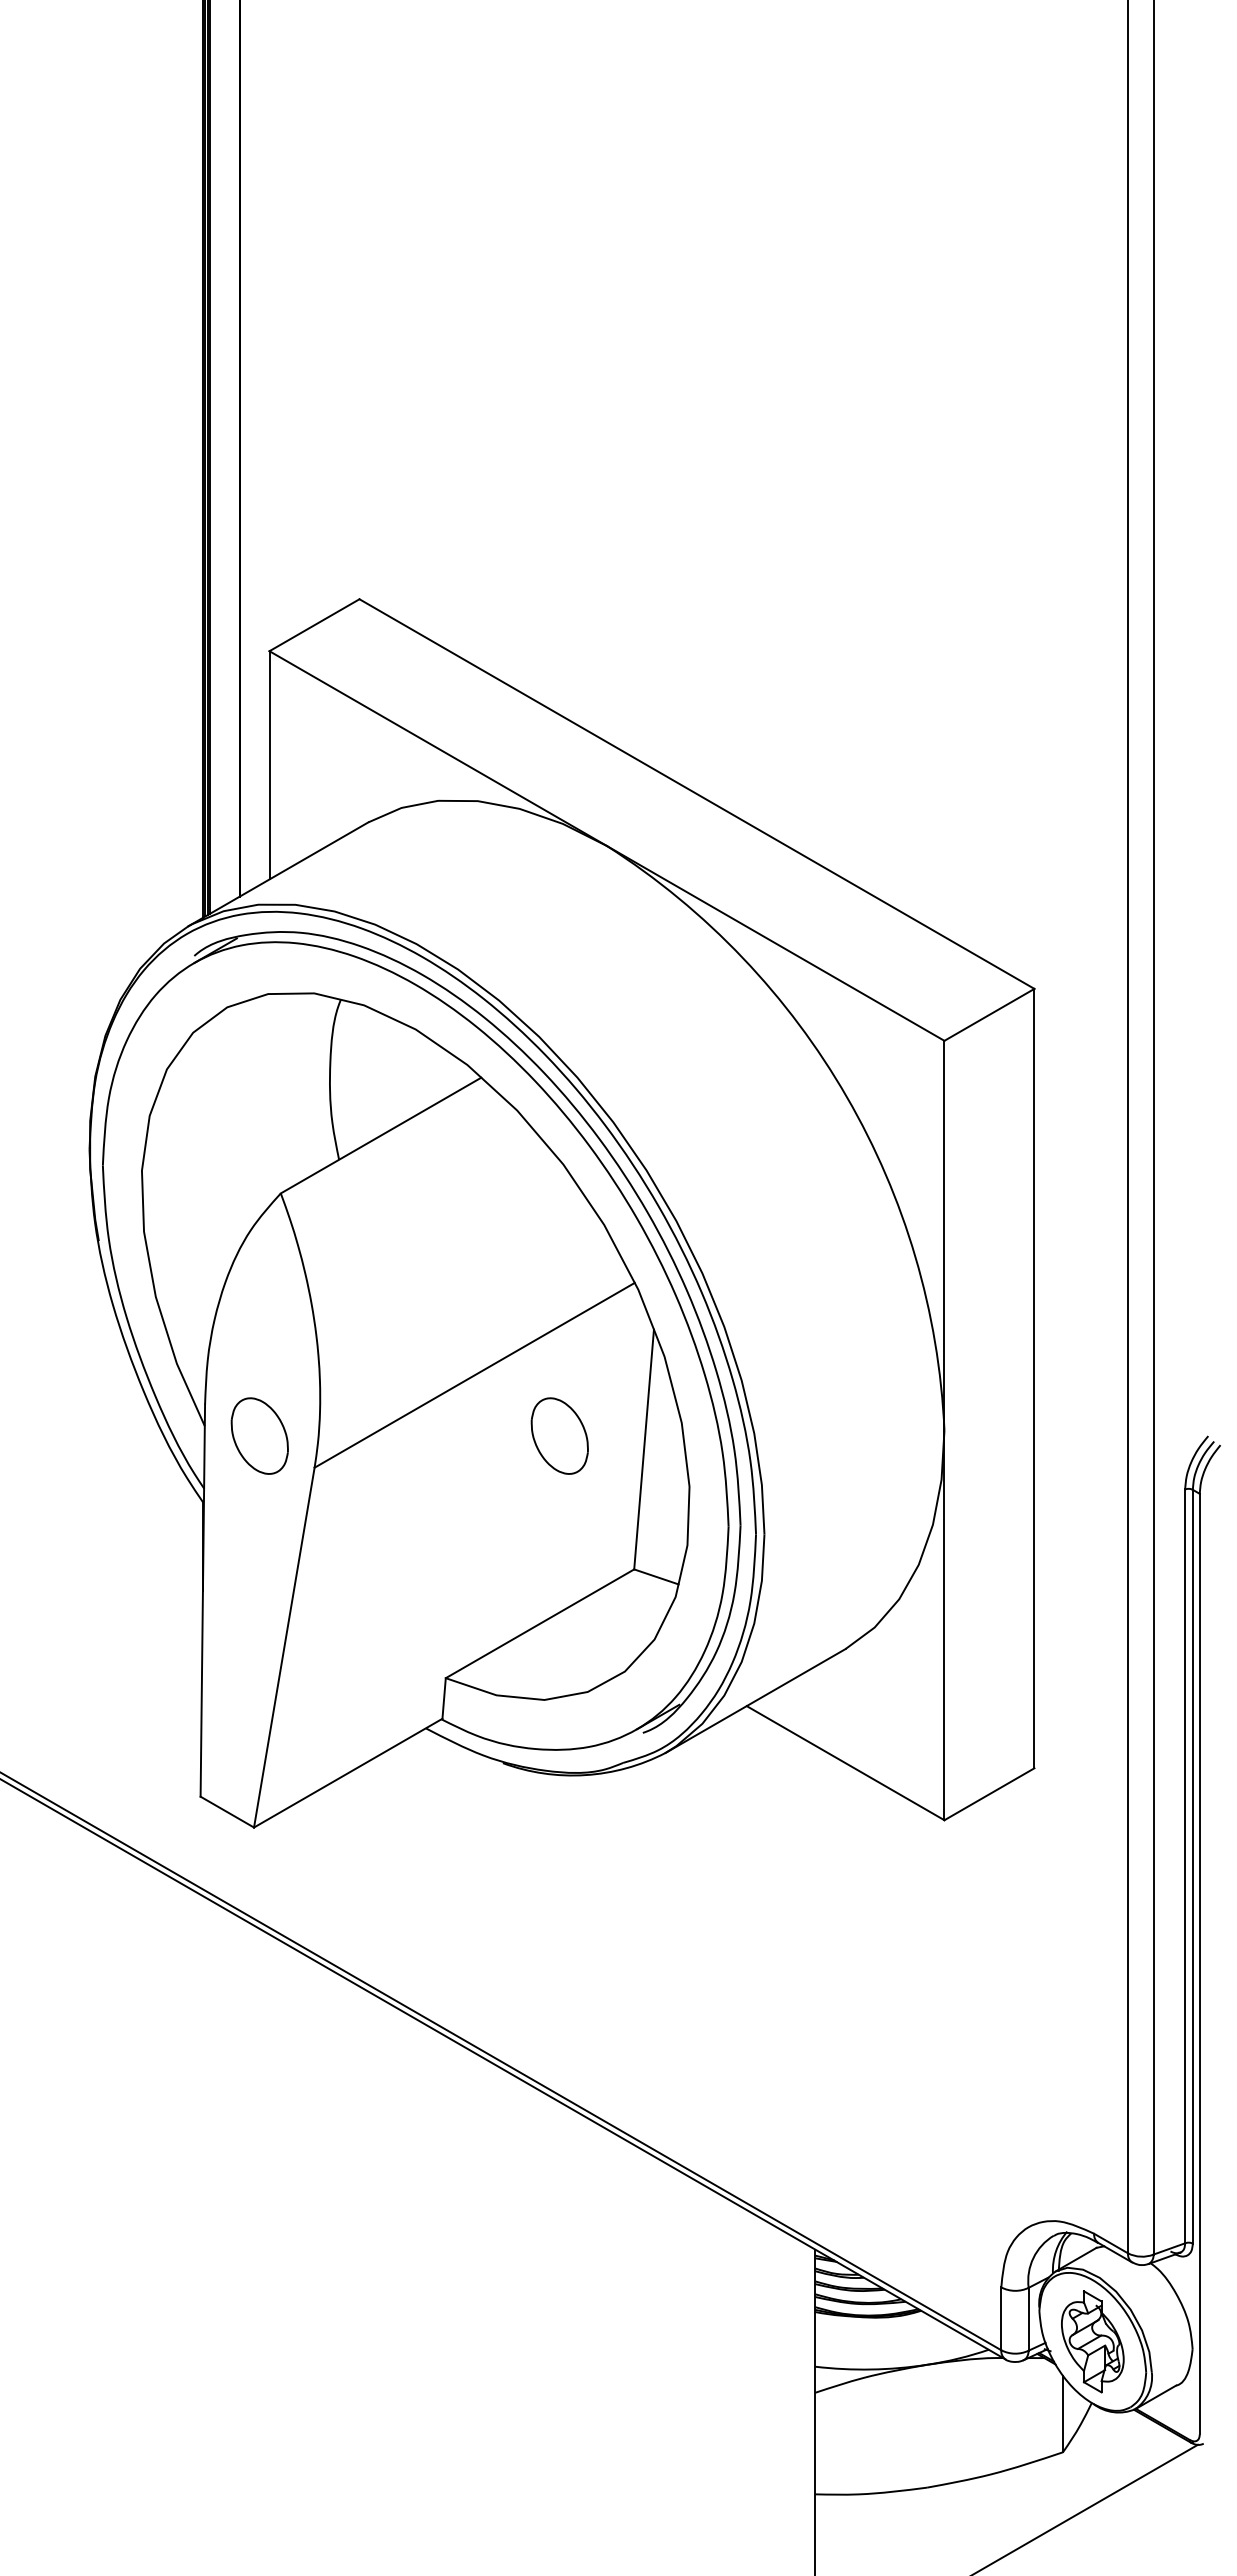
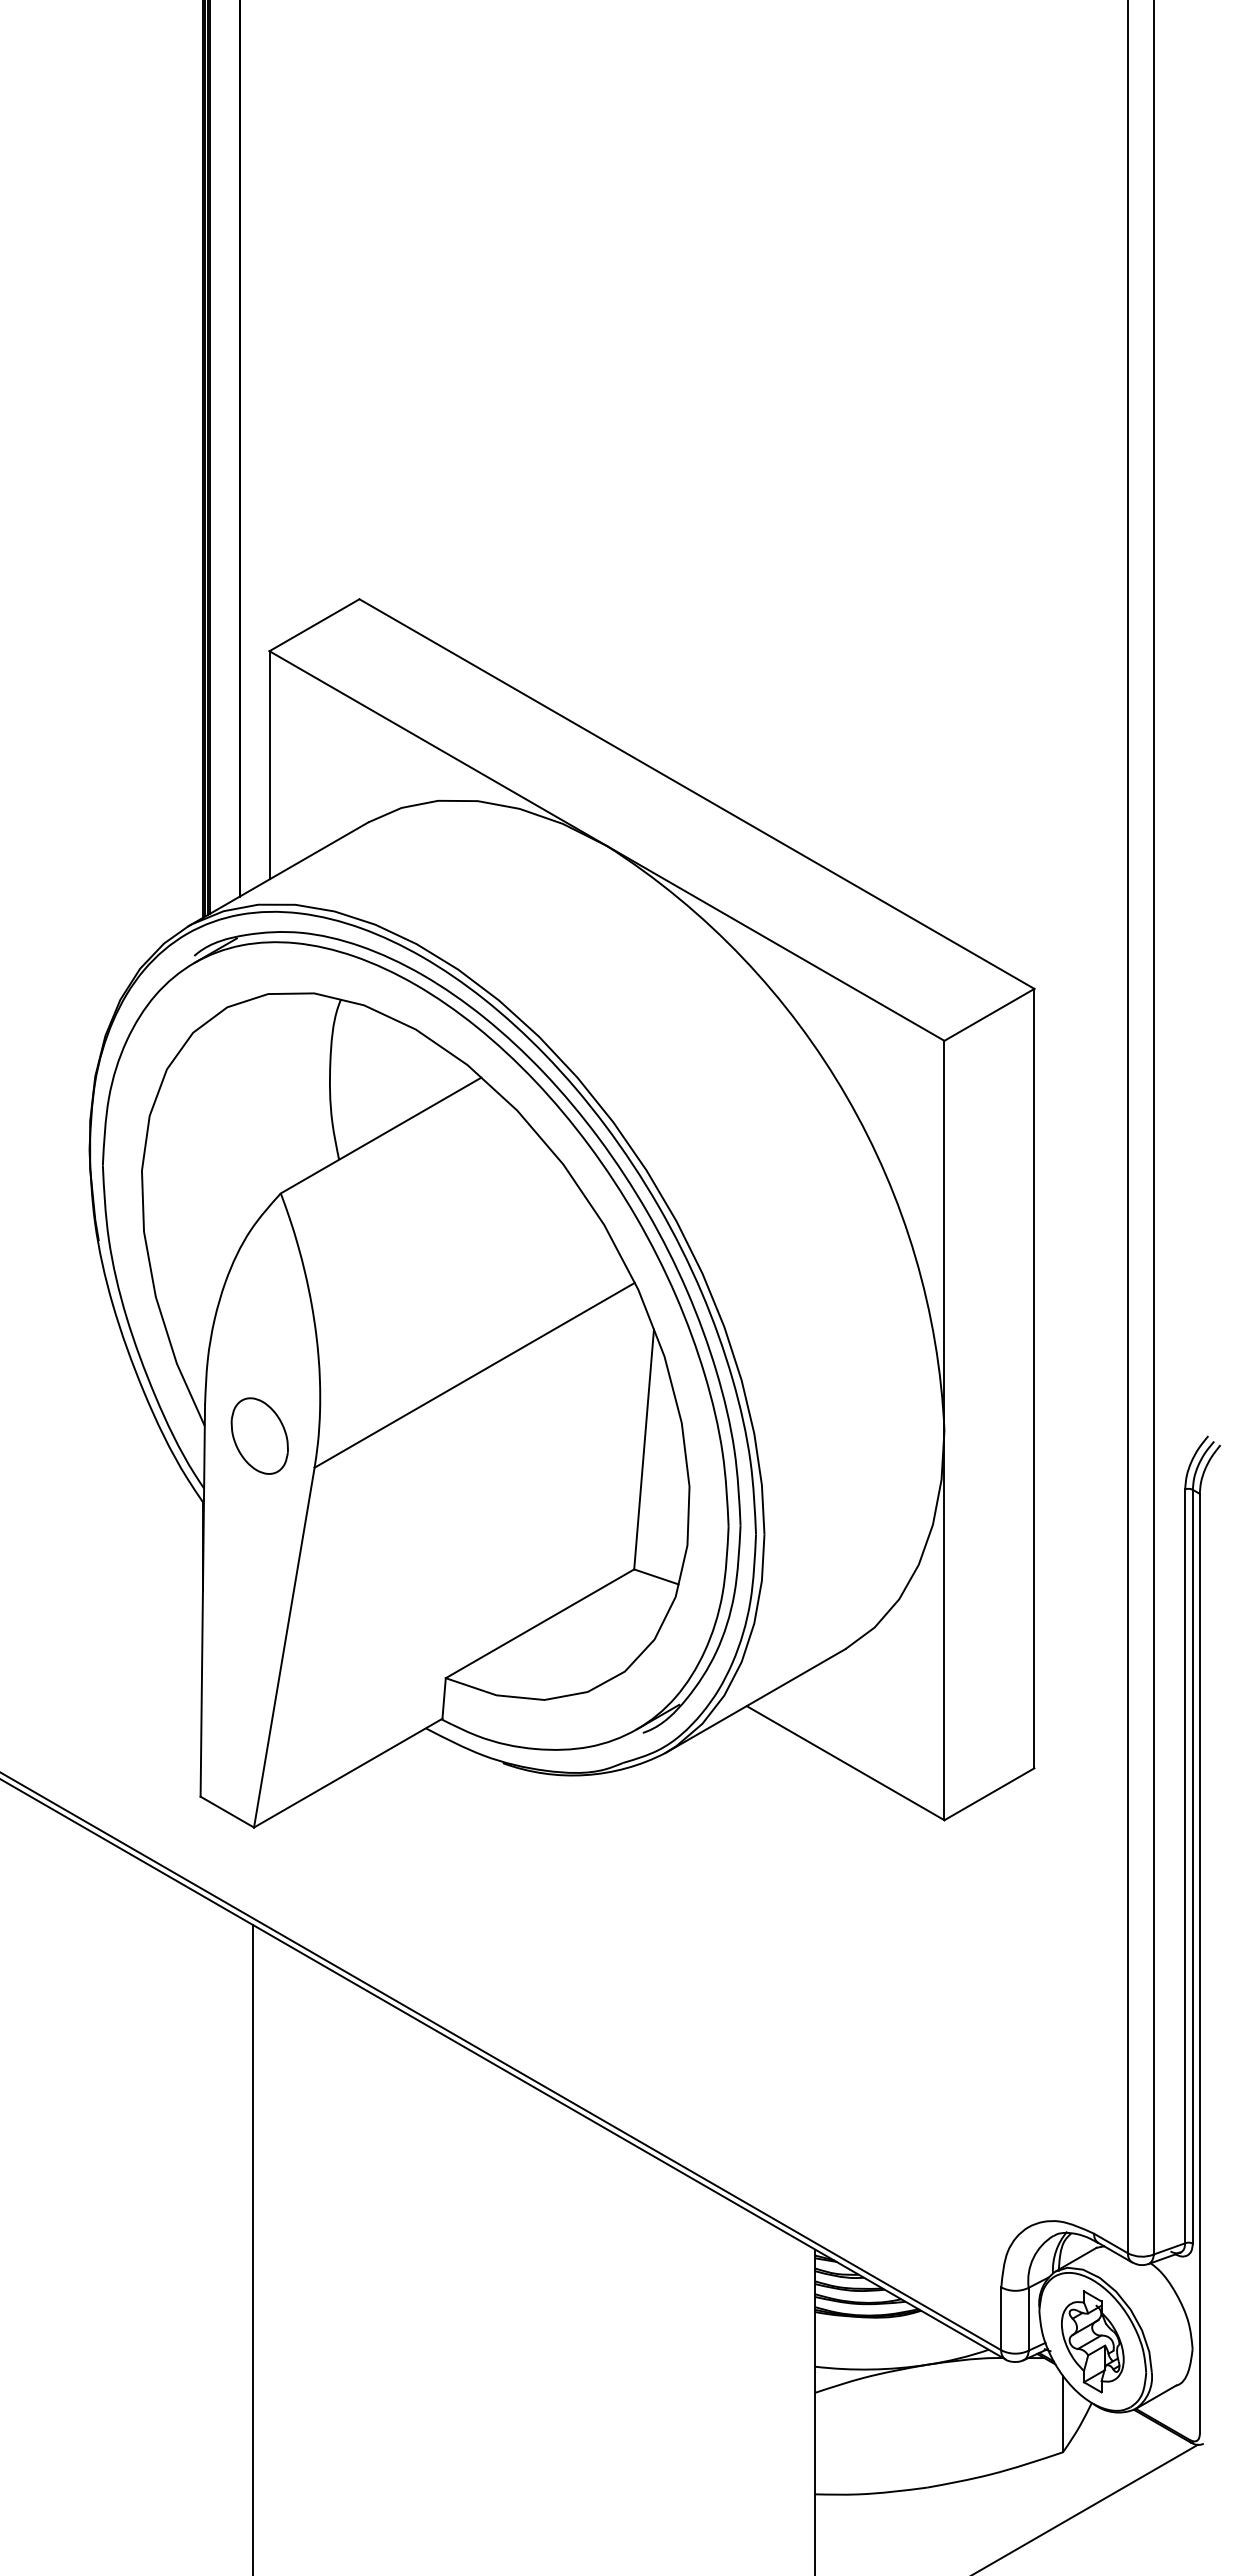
part: present -> none (559, 1435)
line: none -> present (252, 2248)
